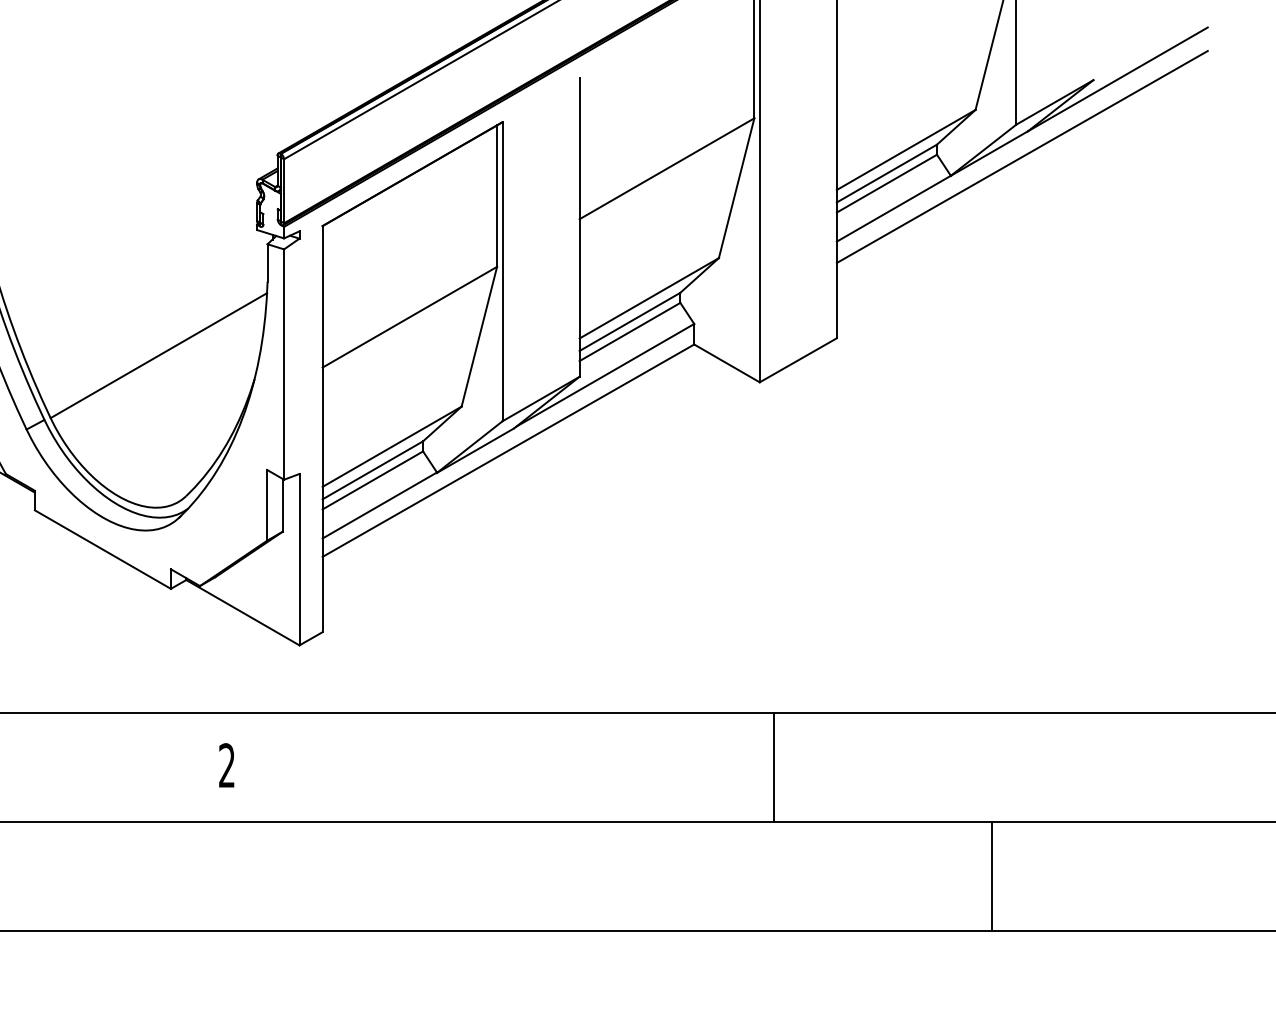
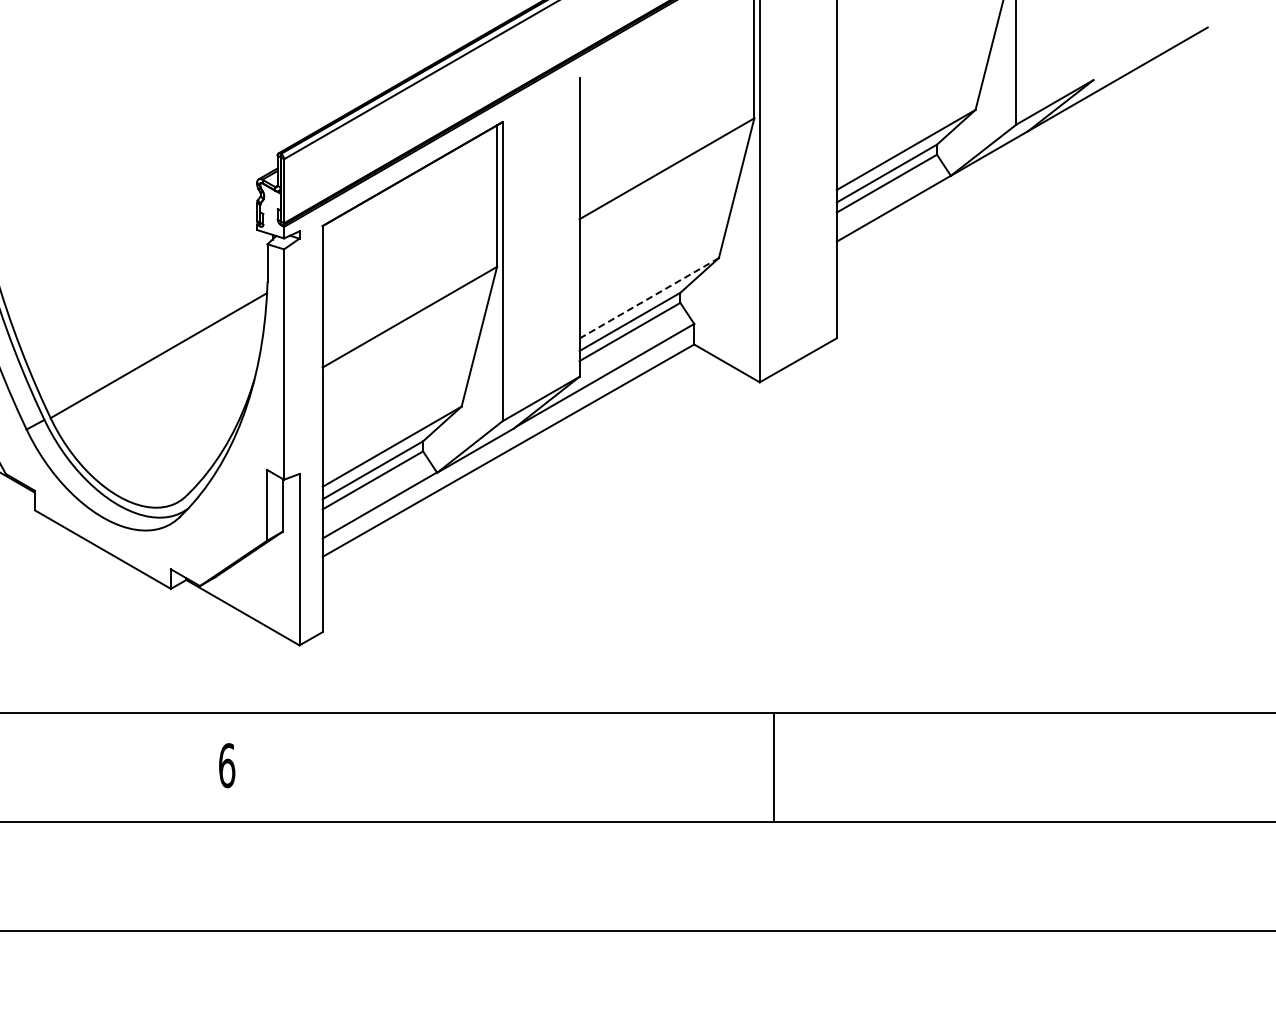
line: present -> none (1021, 157)
line: solid -> dashed (649, 298)
text: 2 -> 6 (227, 765)
line: present -> none (991, 876)
